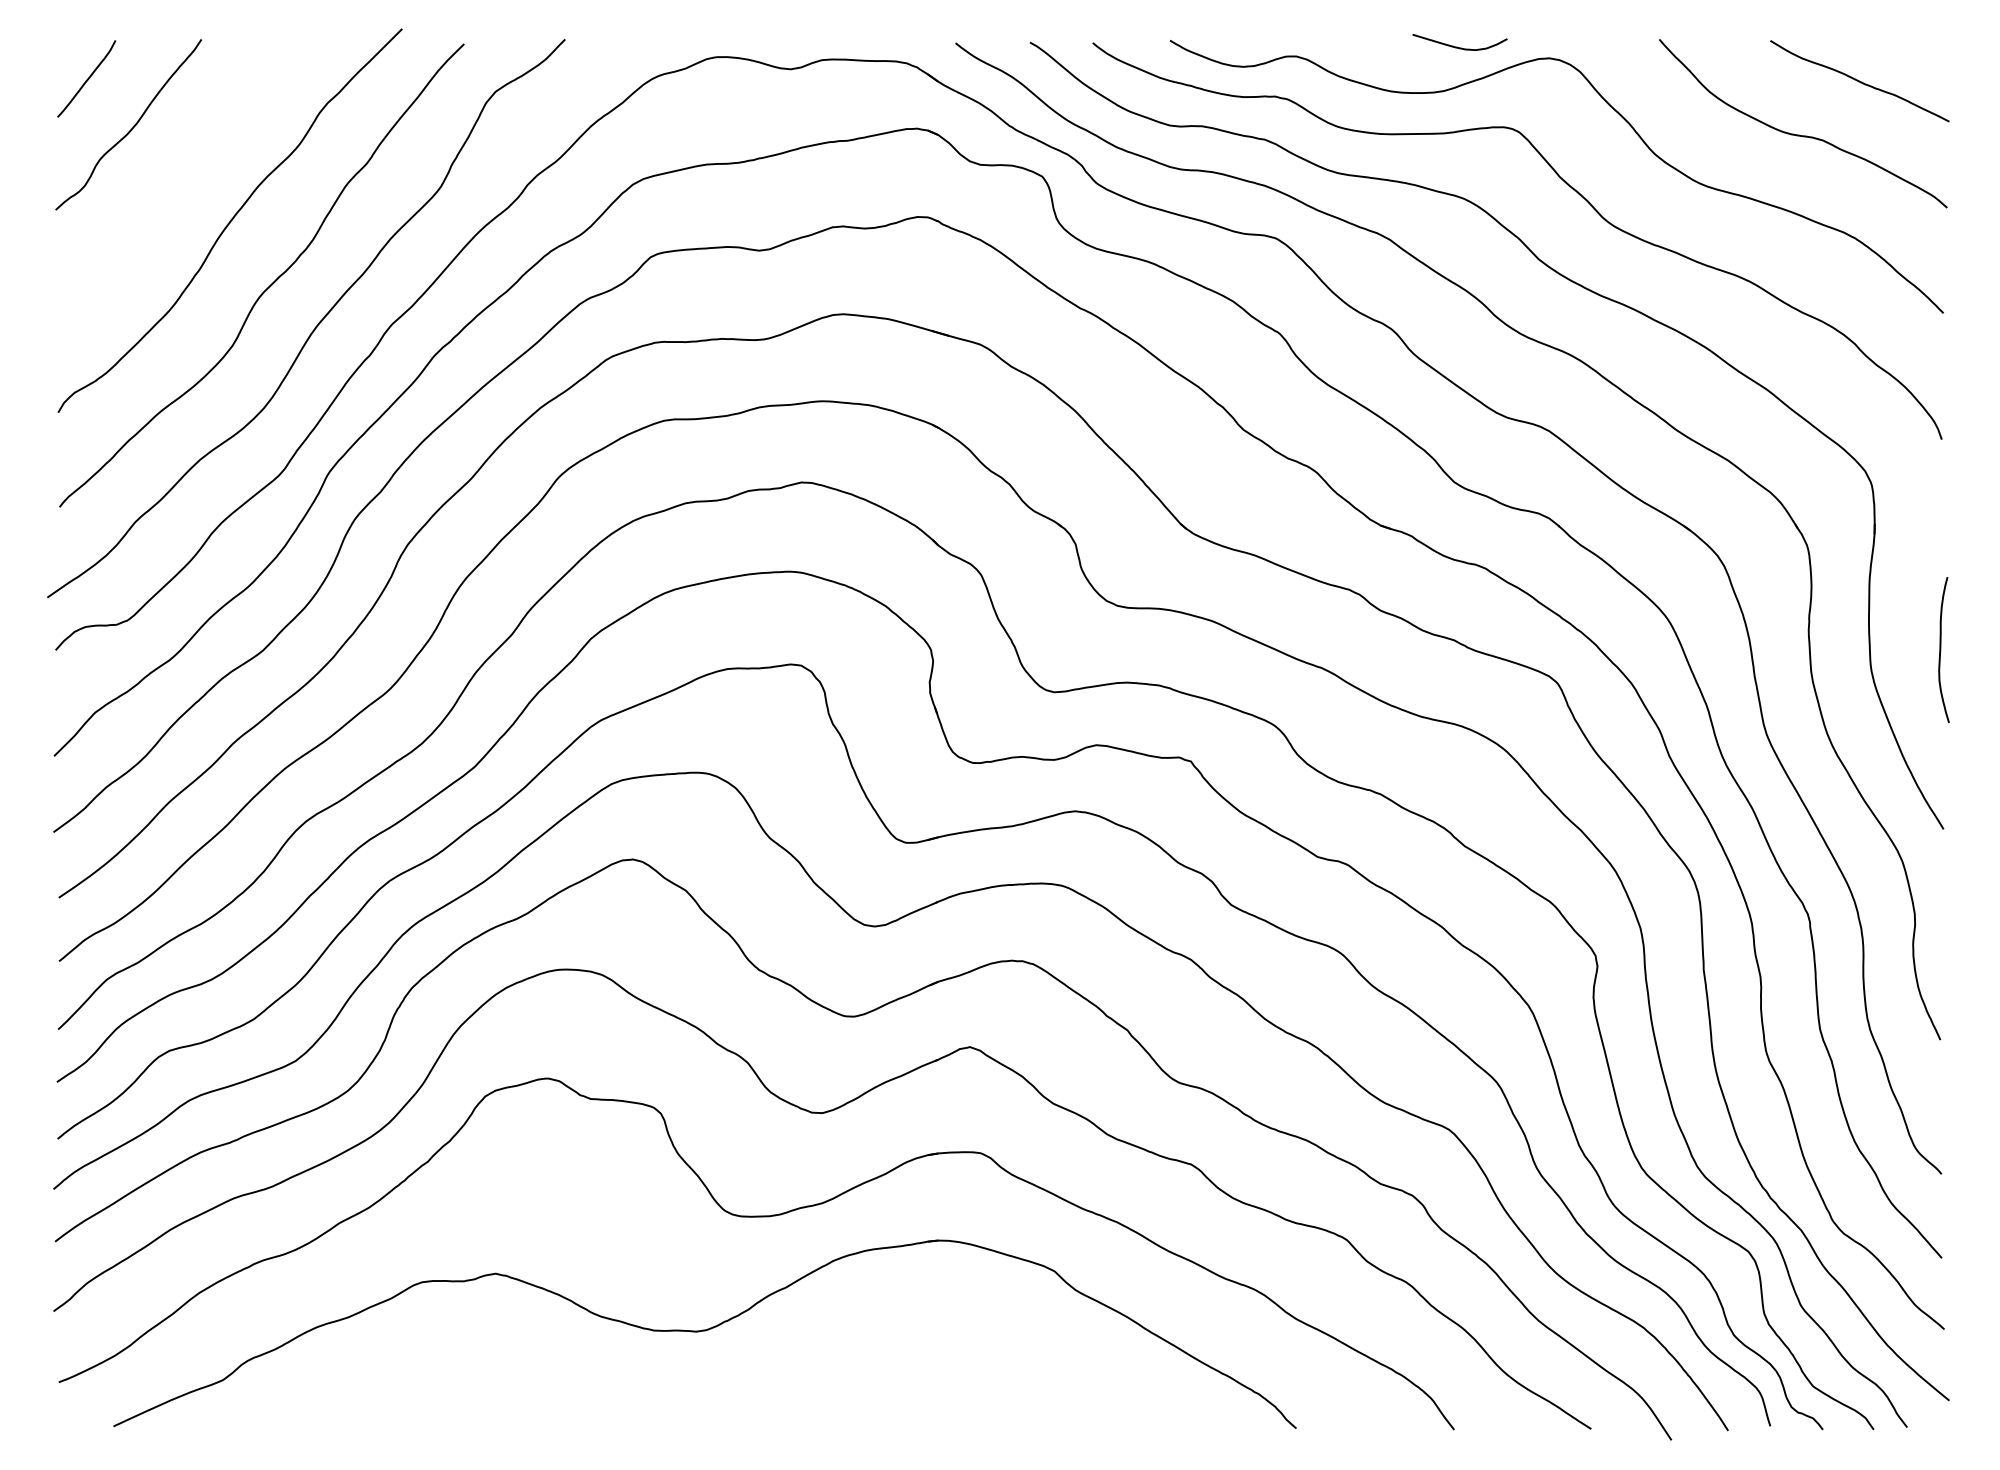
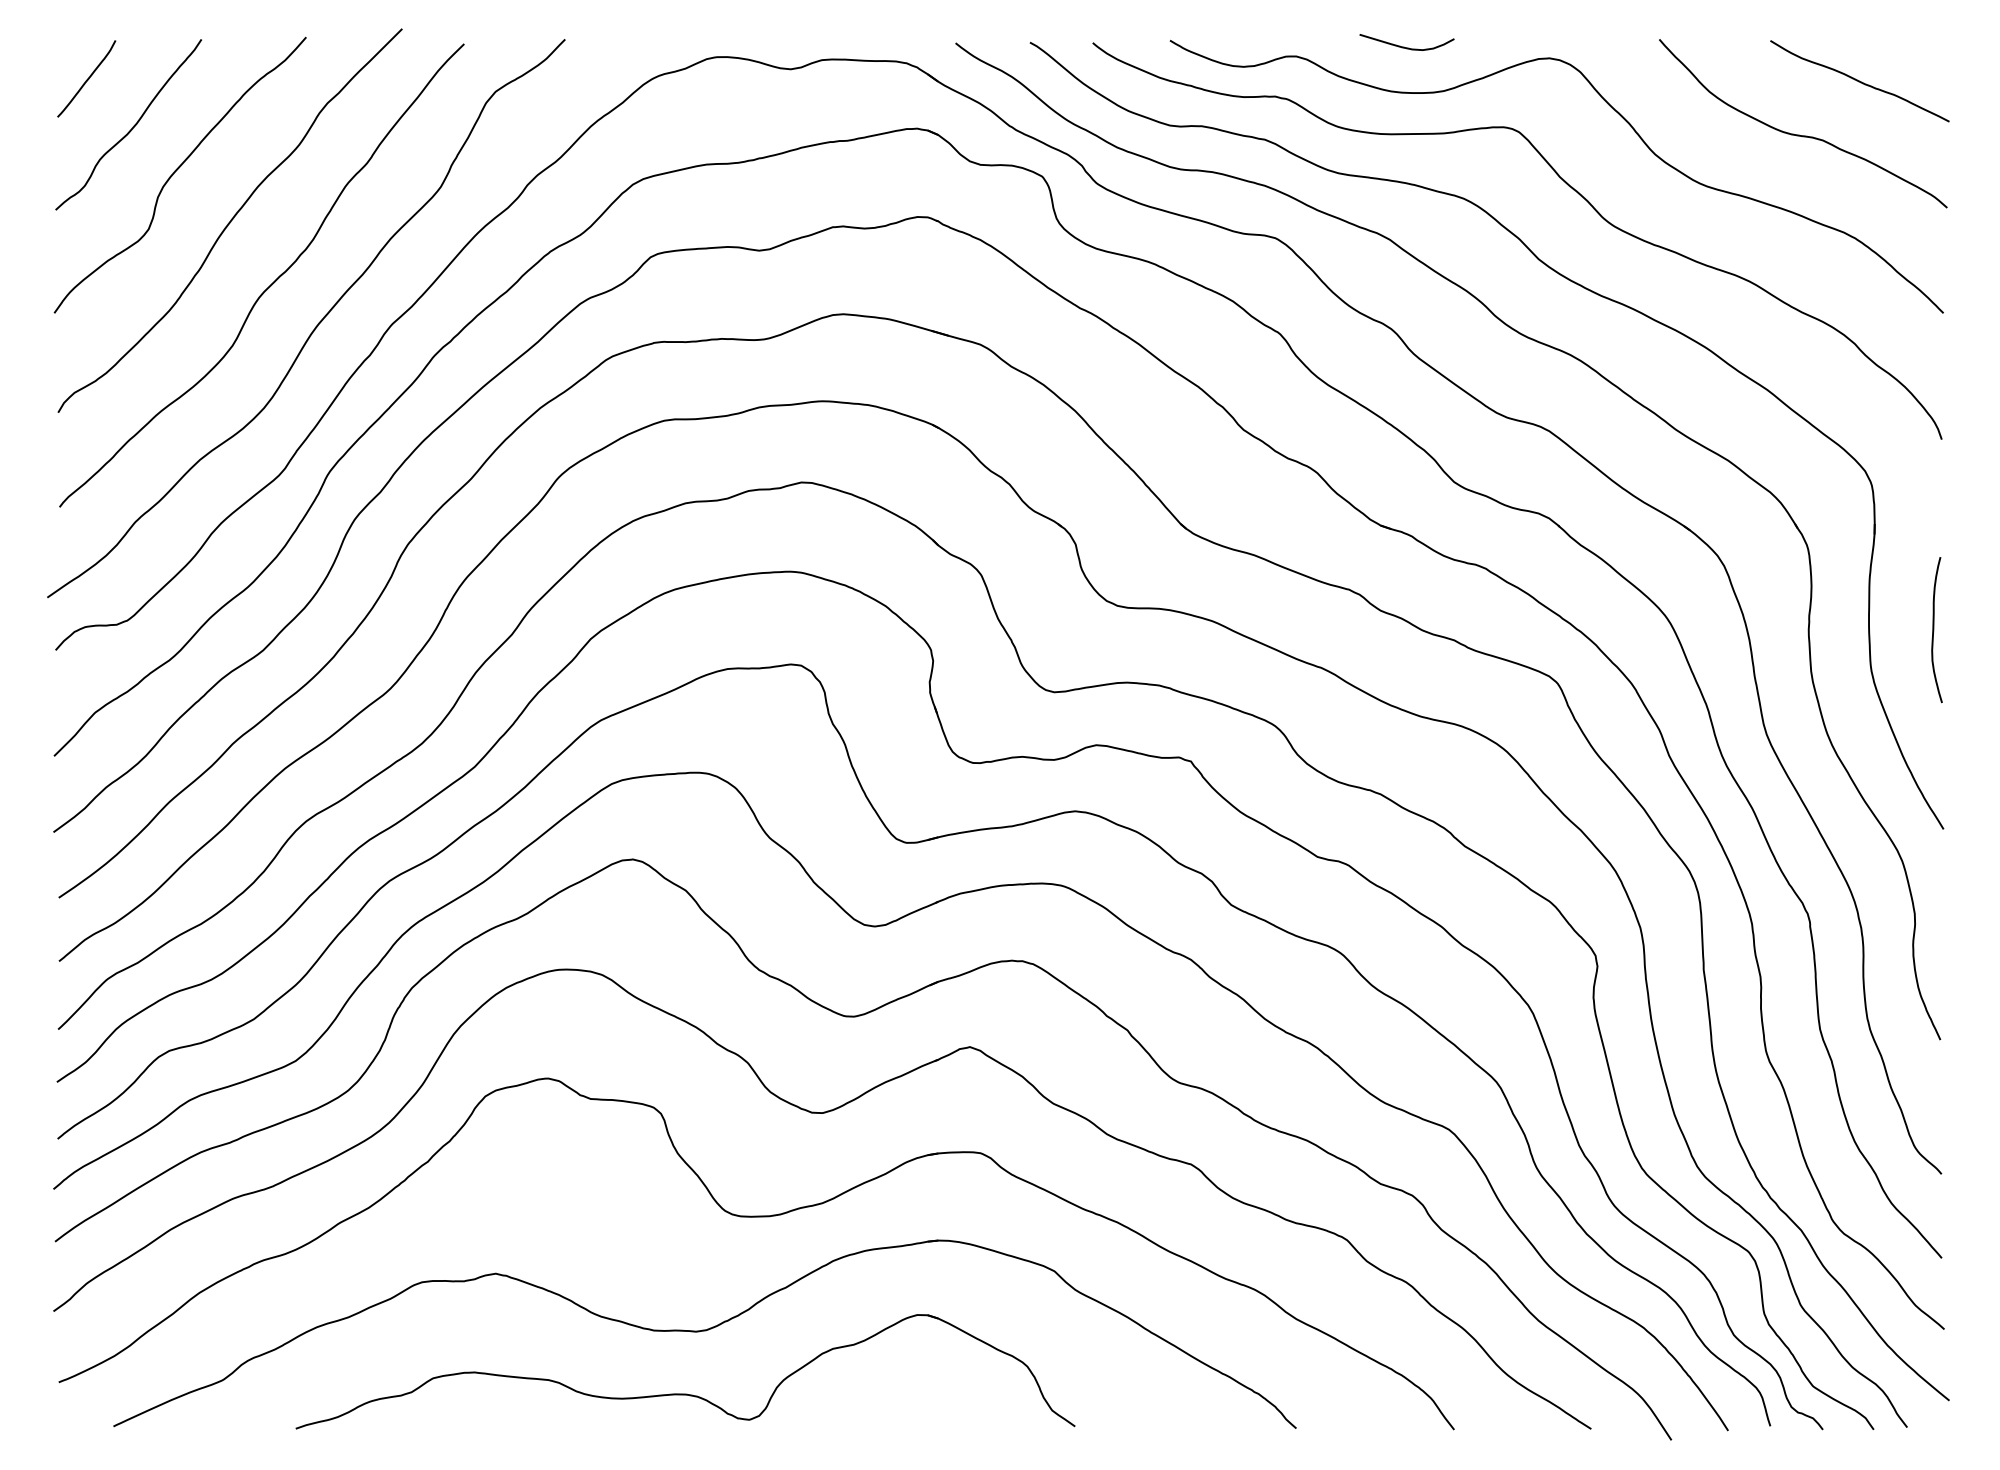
curve position: (1457, 46) -> (1404, 46) (1404, 46)
curve: none -> present (176, 171)
curve position: (1941, 650) -> (1934, 630) (1934, 630)
part: none -> present (685, 1393)
